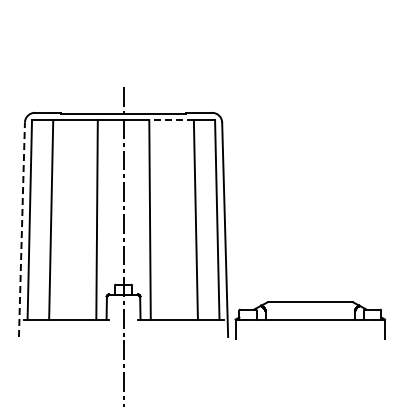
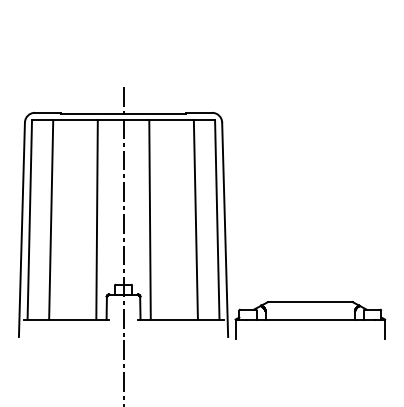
line: dashed -> solid (171, 120)
line: dashed -> solid (21, 229)
